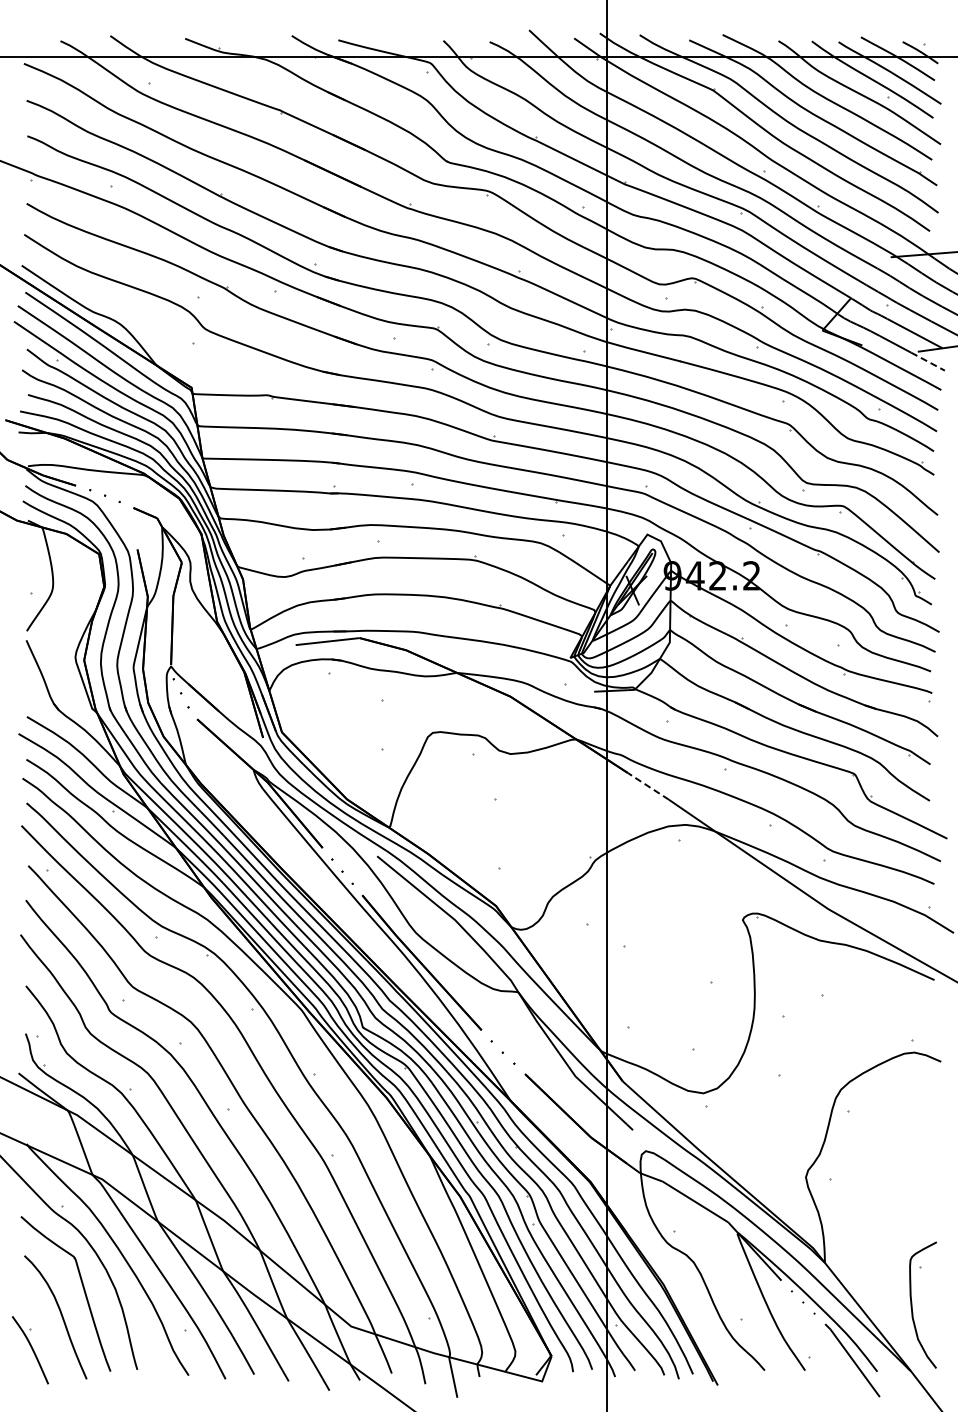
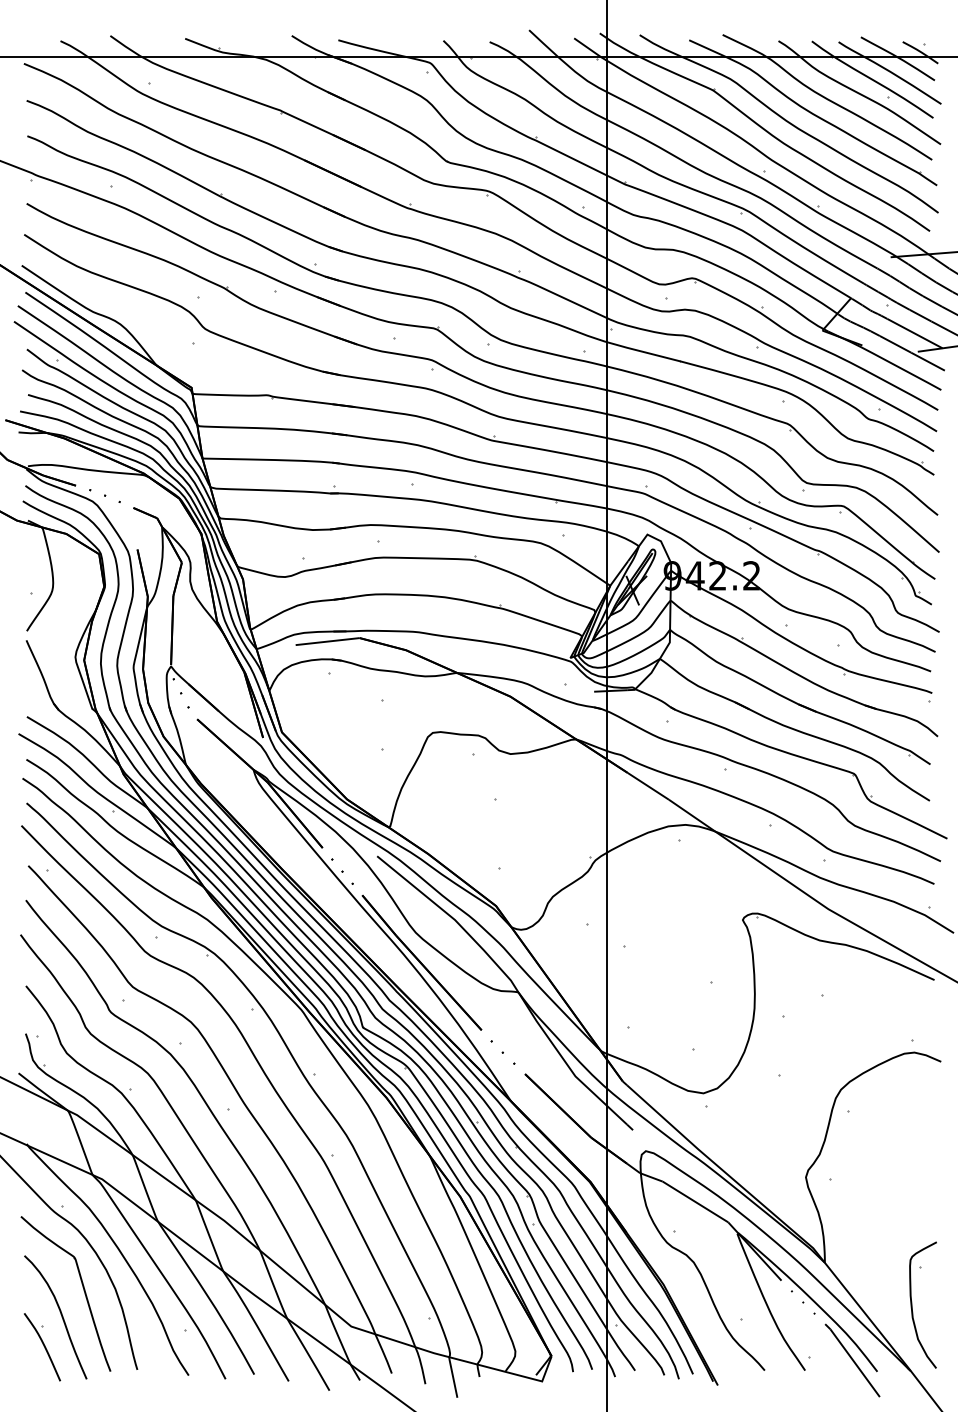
line: dashed -> solid (927, 361)
line: dashed -> solid (648, 786)
part position: (30, 1350) -> (42, 1347) (42, 1347)
